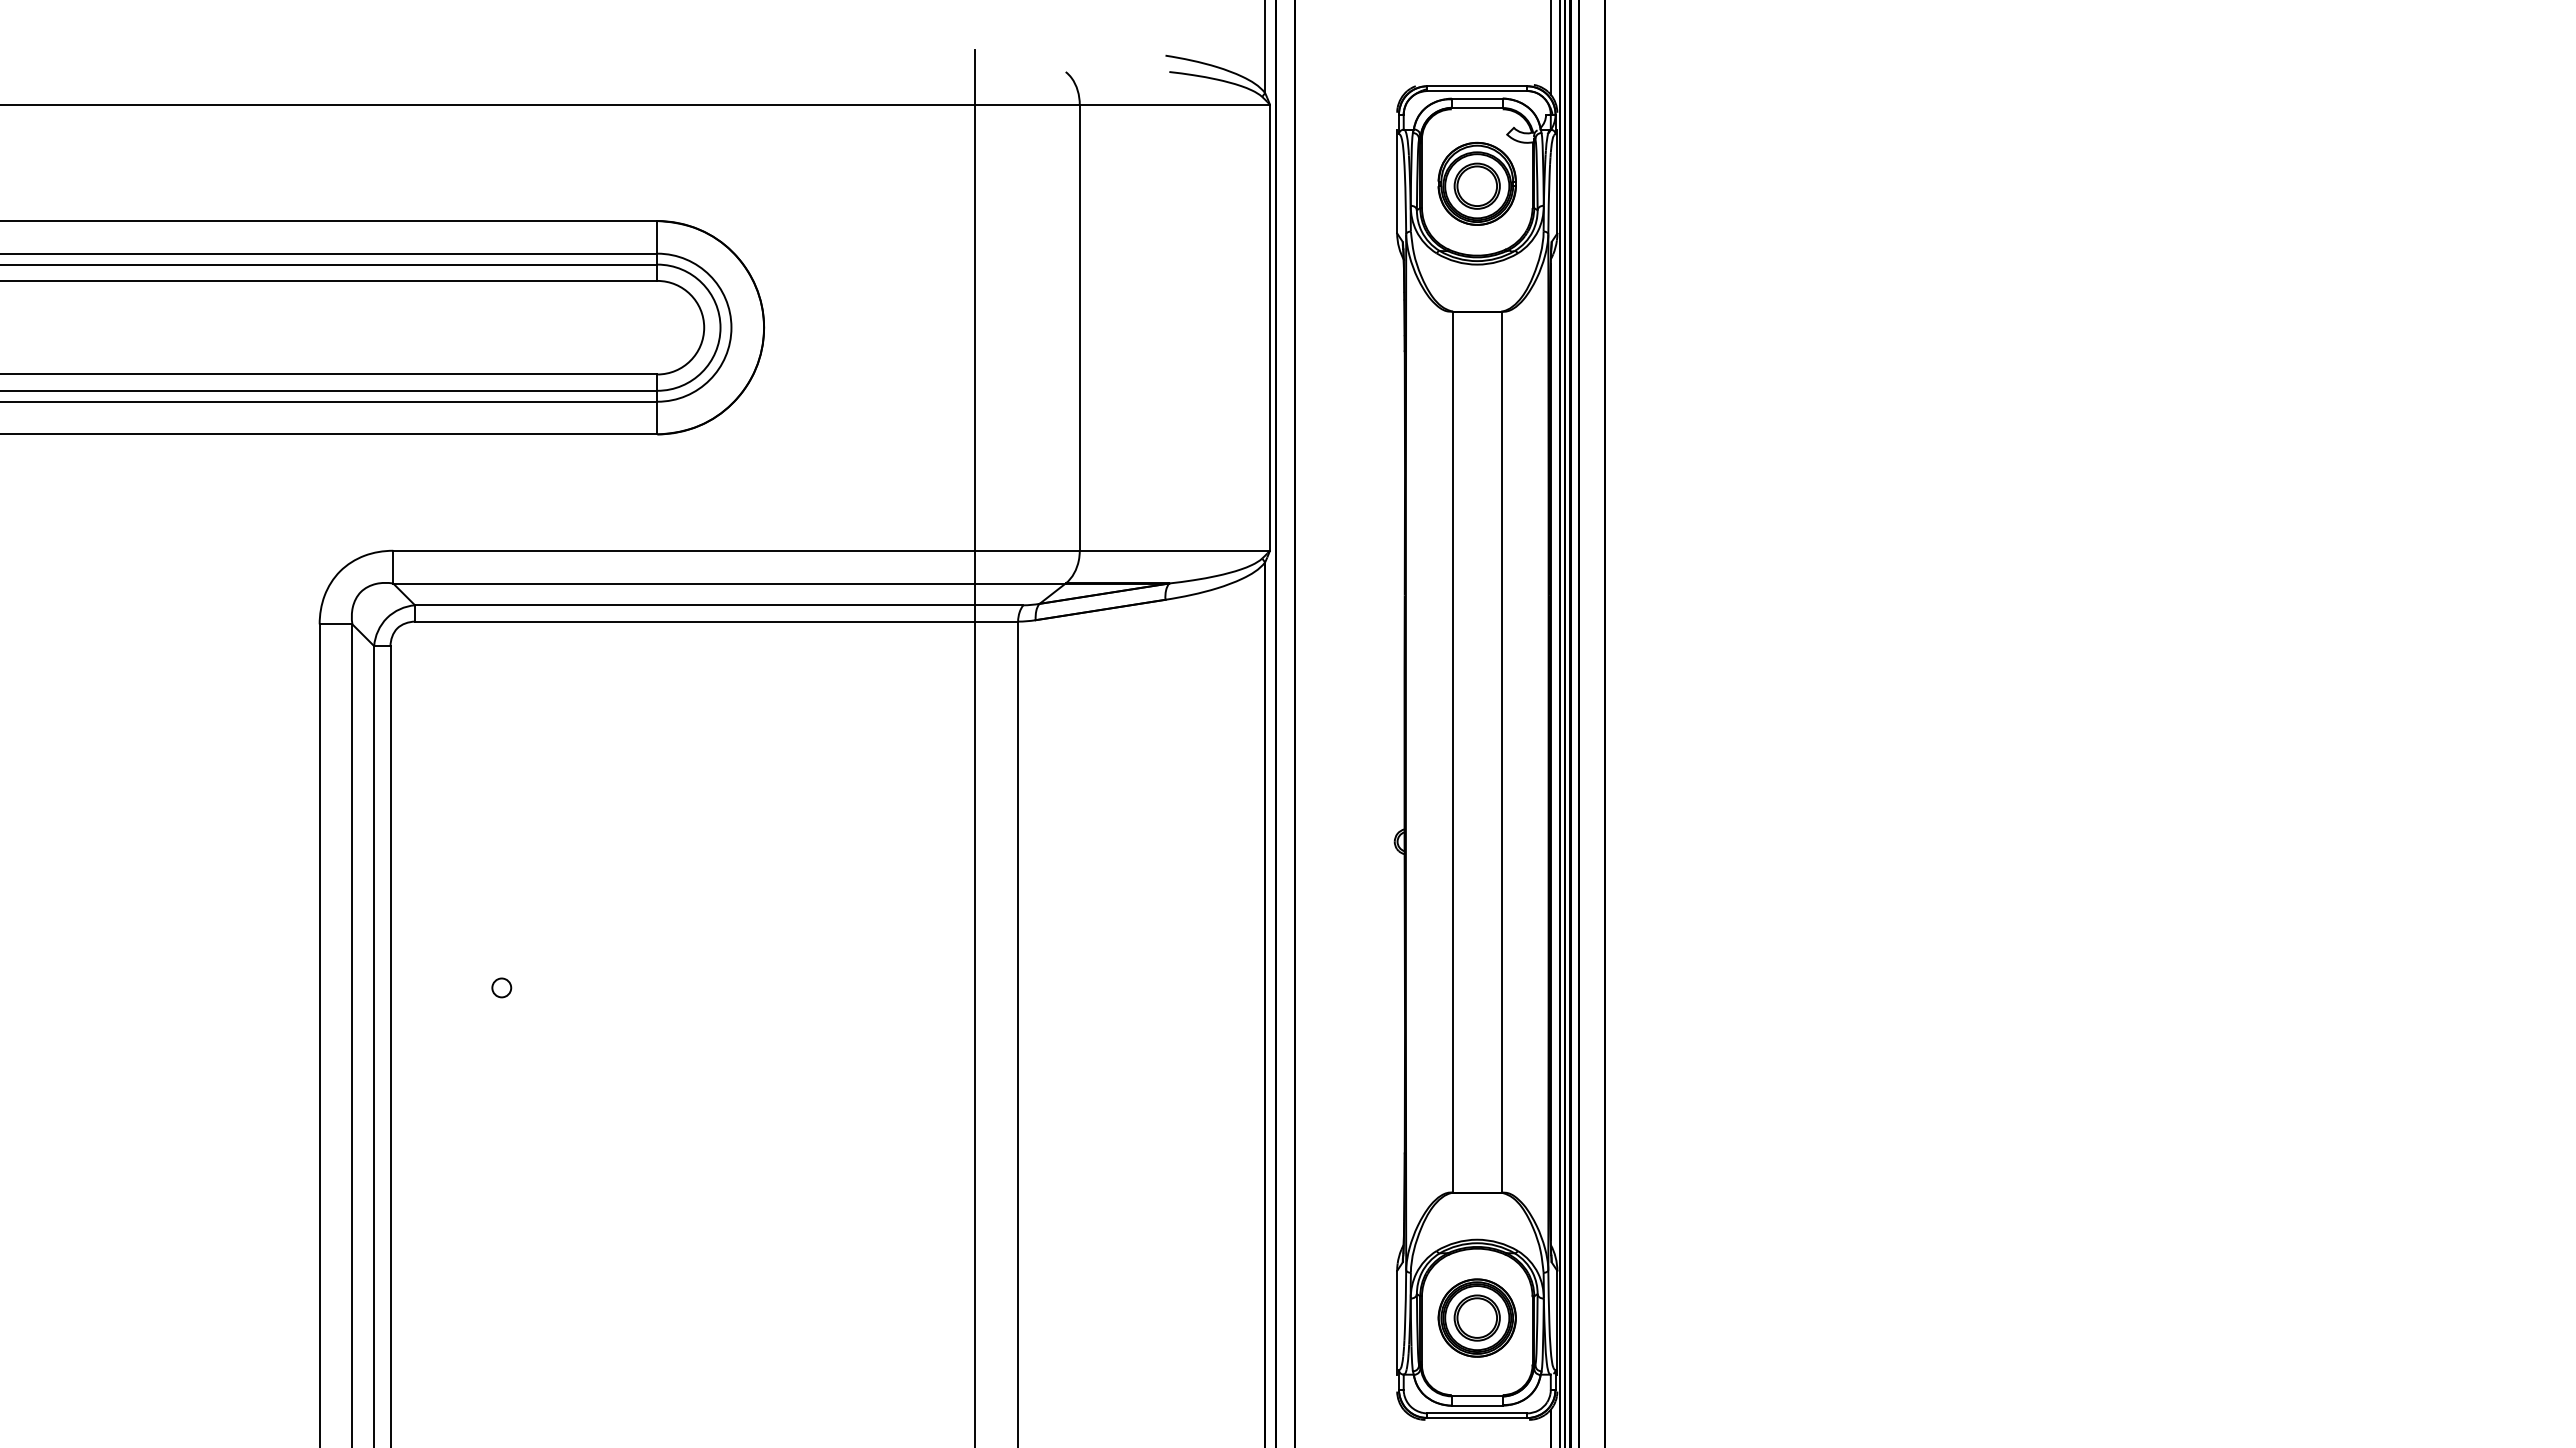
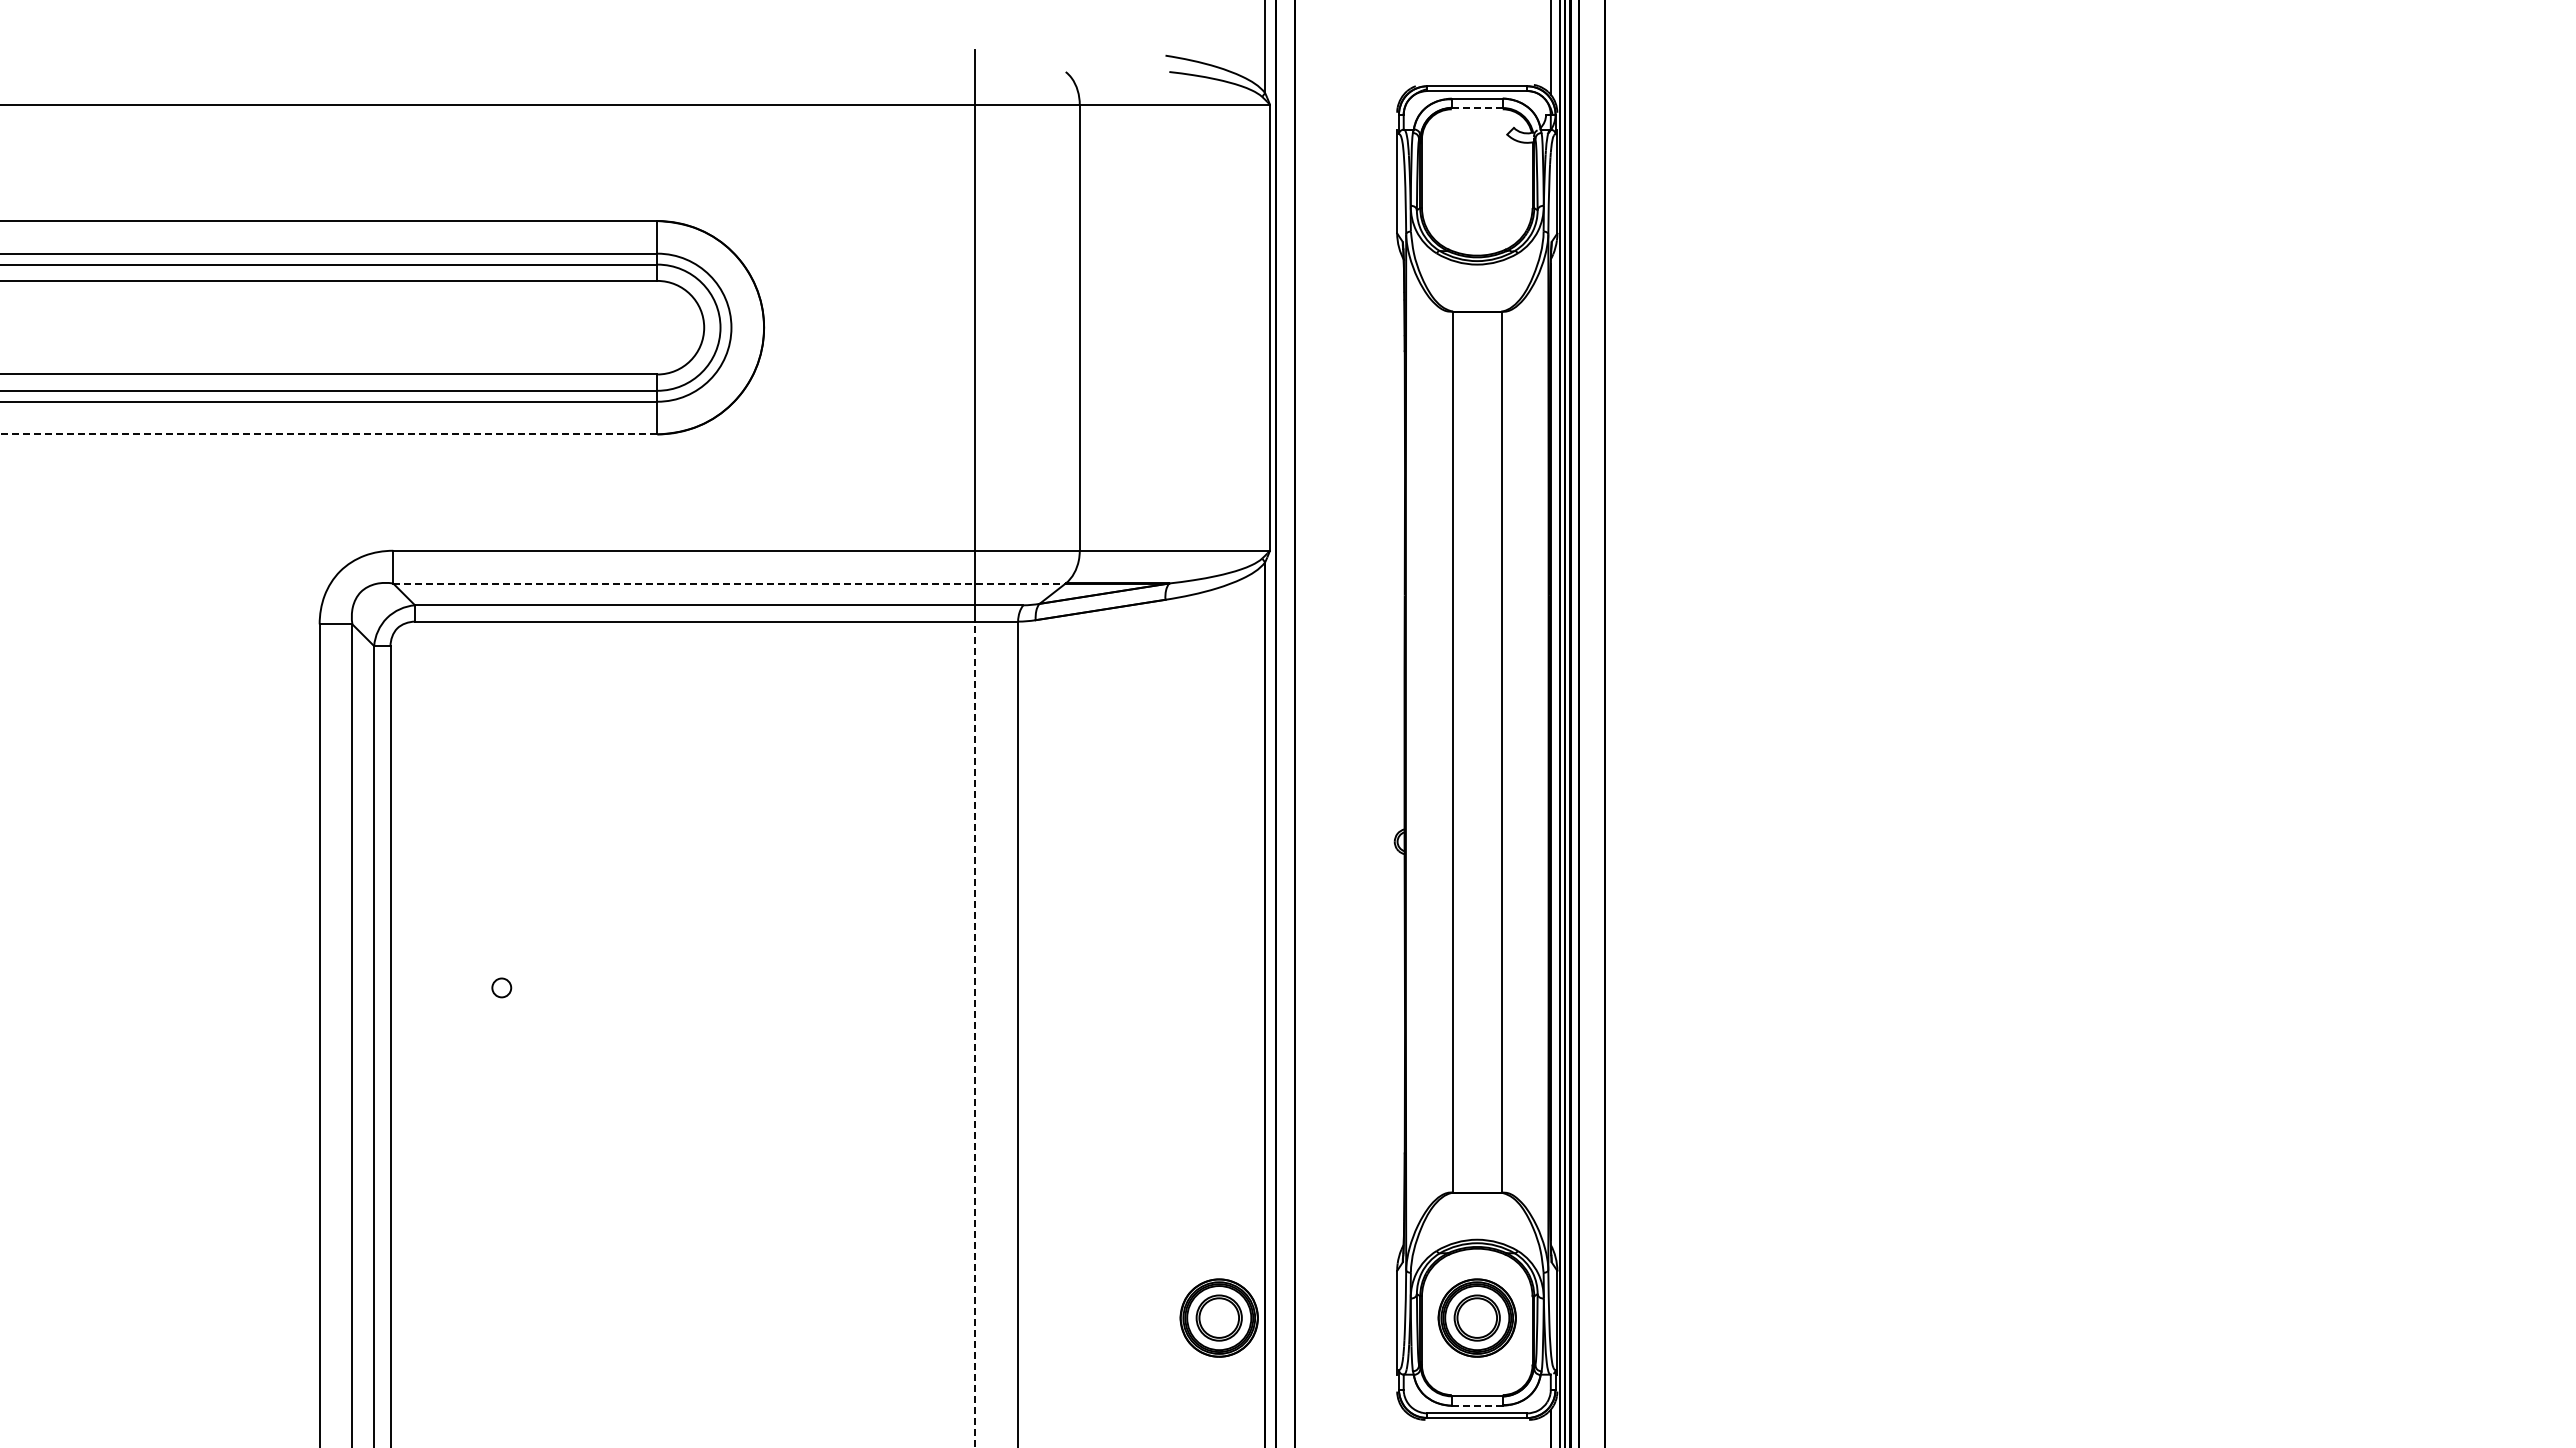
line: solid -> dashed (1476, 108)
part: present -> none (1476, 183)
line: solid -> dashed (328, 434)
line: solid -> dashed (729, 583)
line: solid -> dashed (974, 1034)
part: none -> present (1218, 1317)
line: solid -> dashed (1476, 1405)
